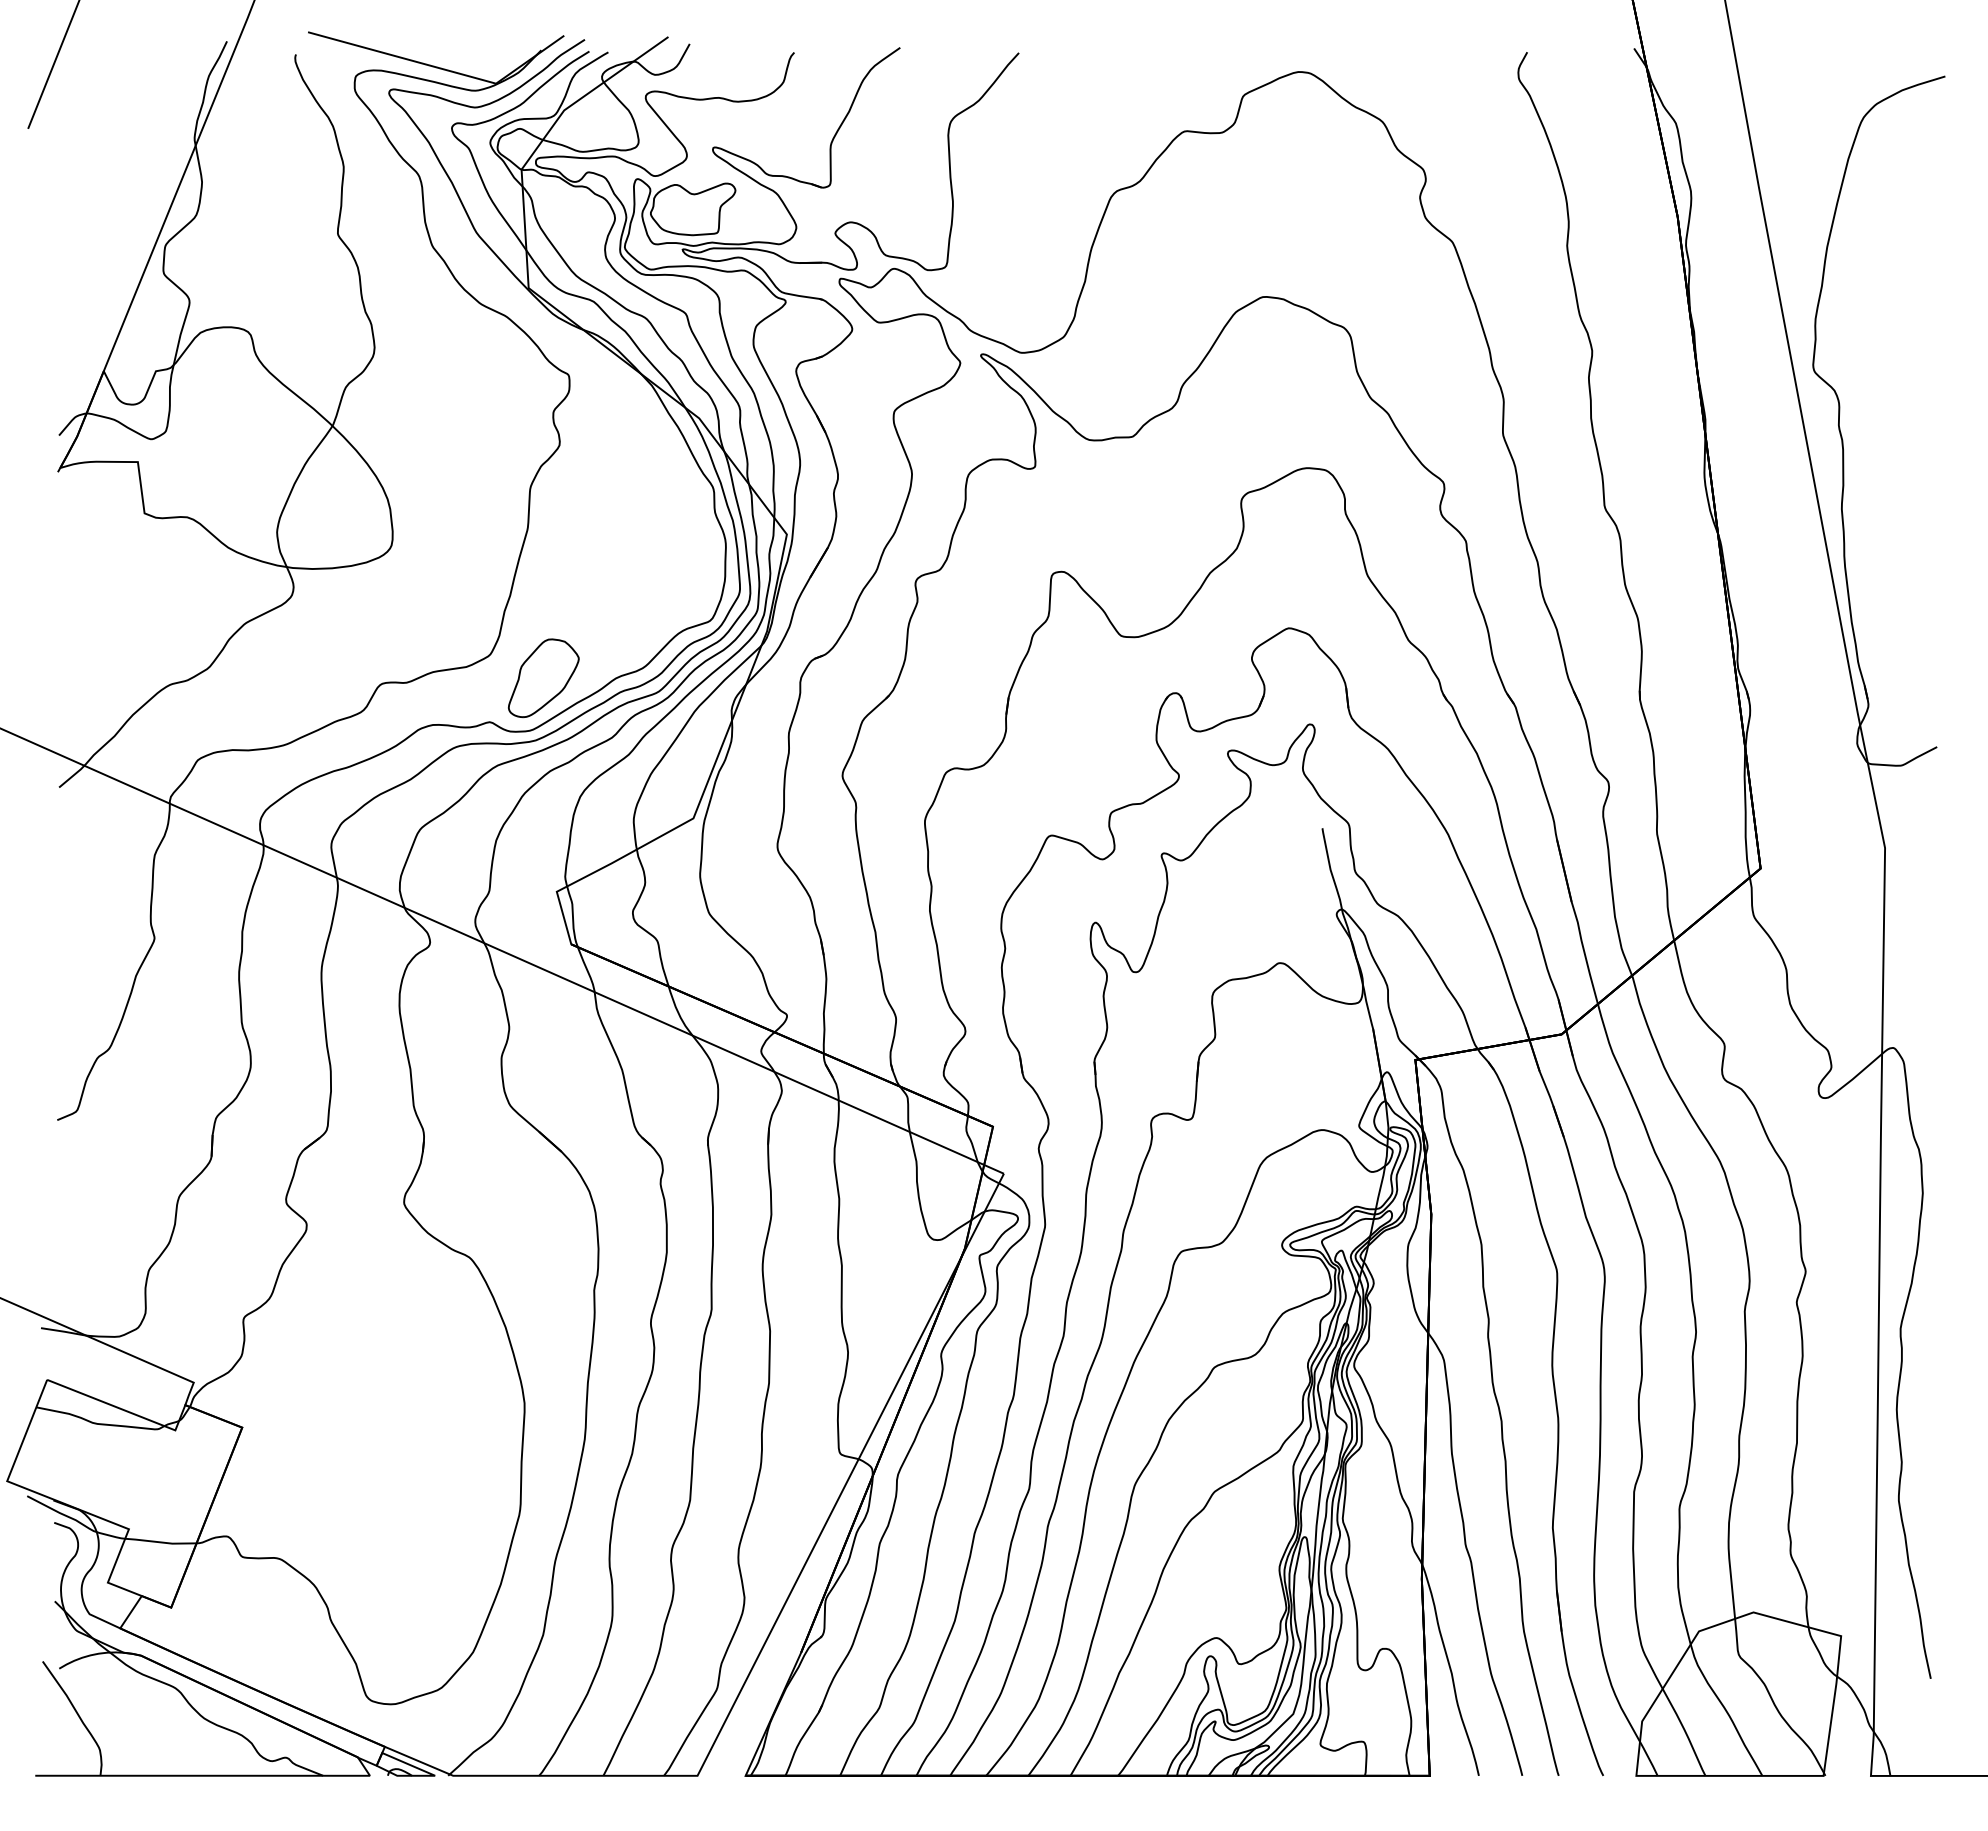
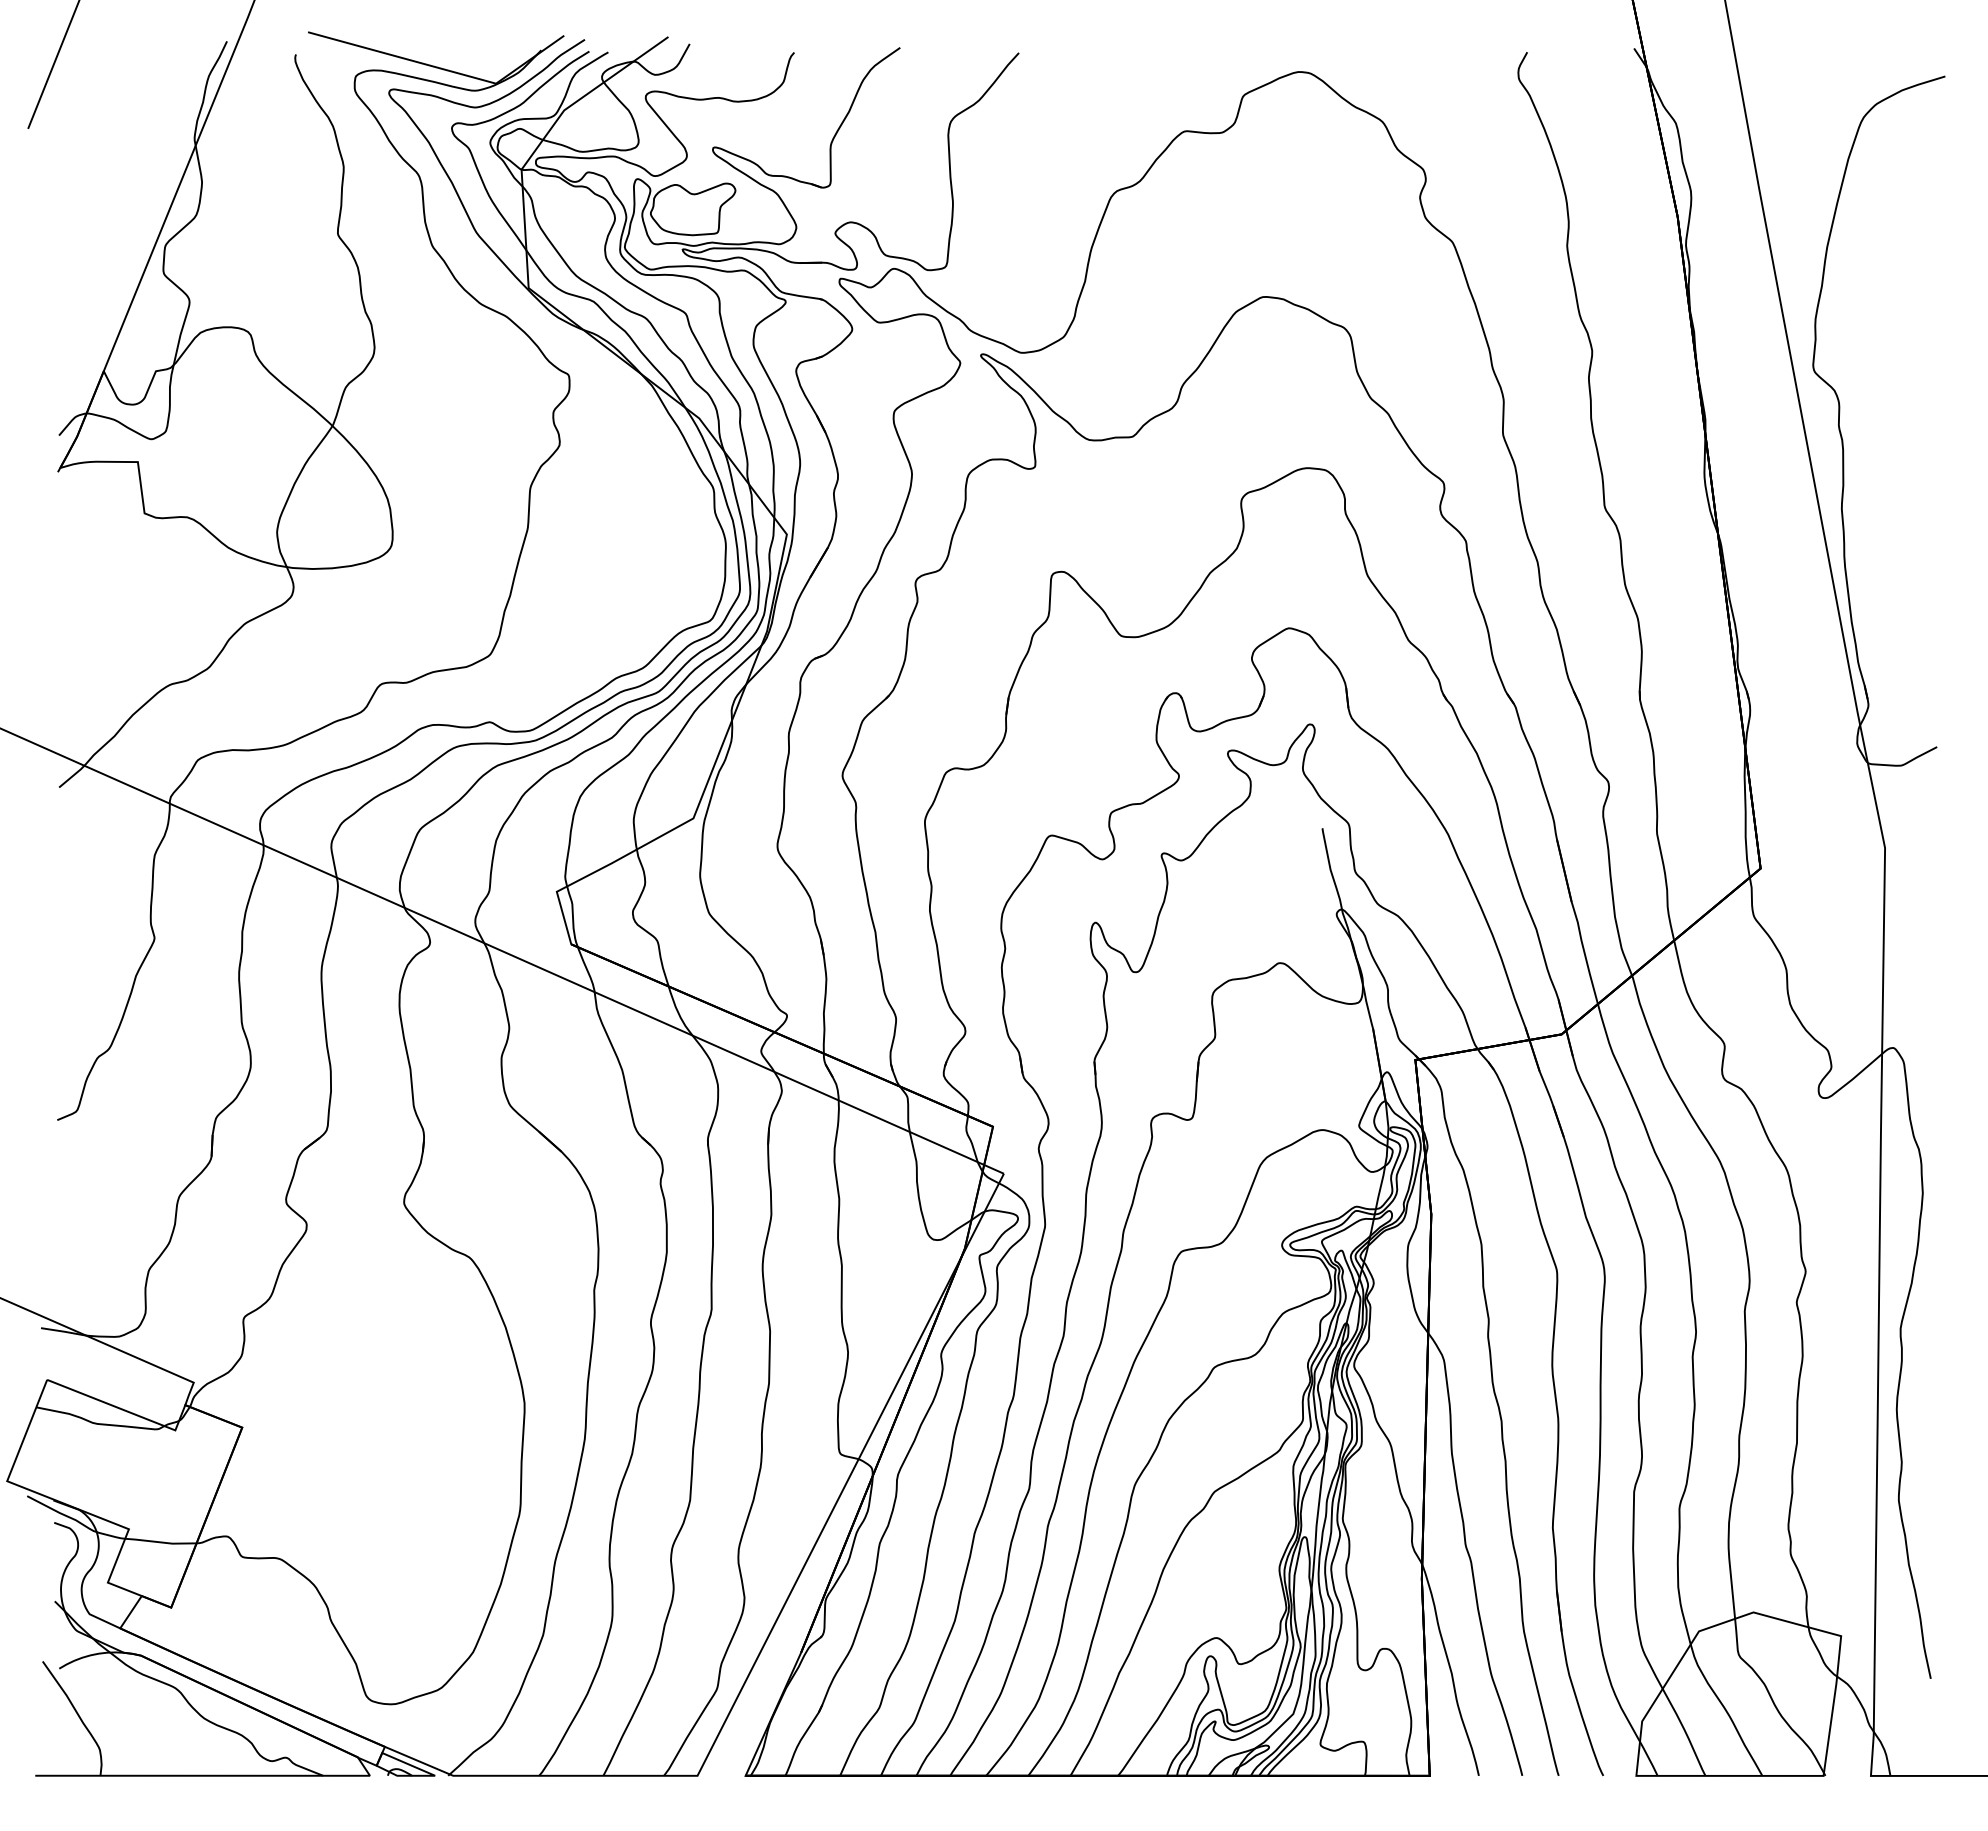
part: present -> none (543, 678)
